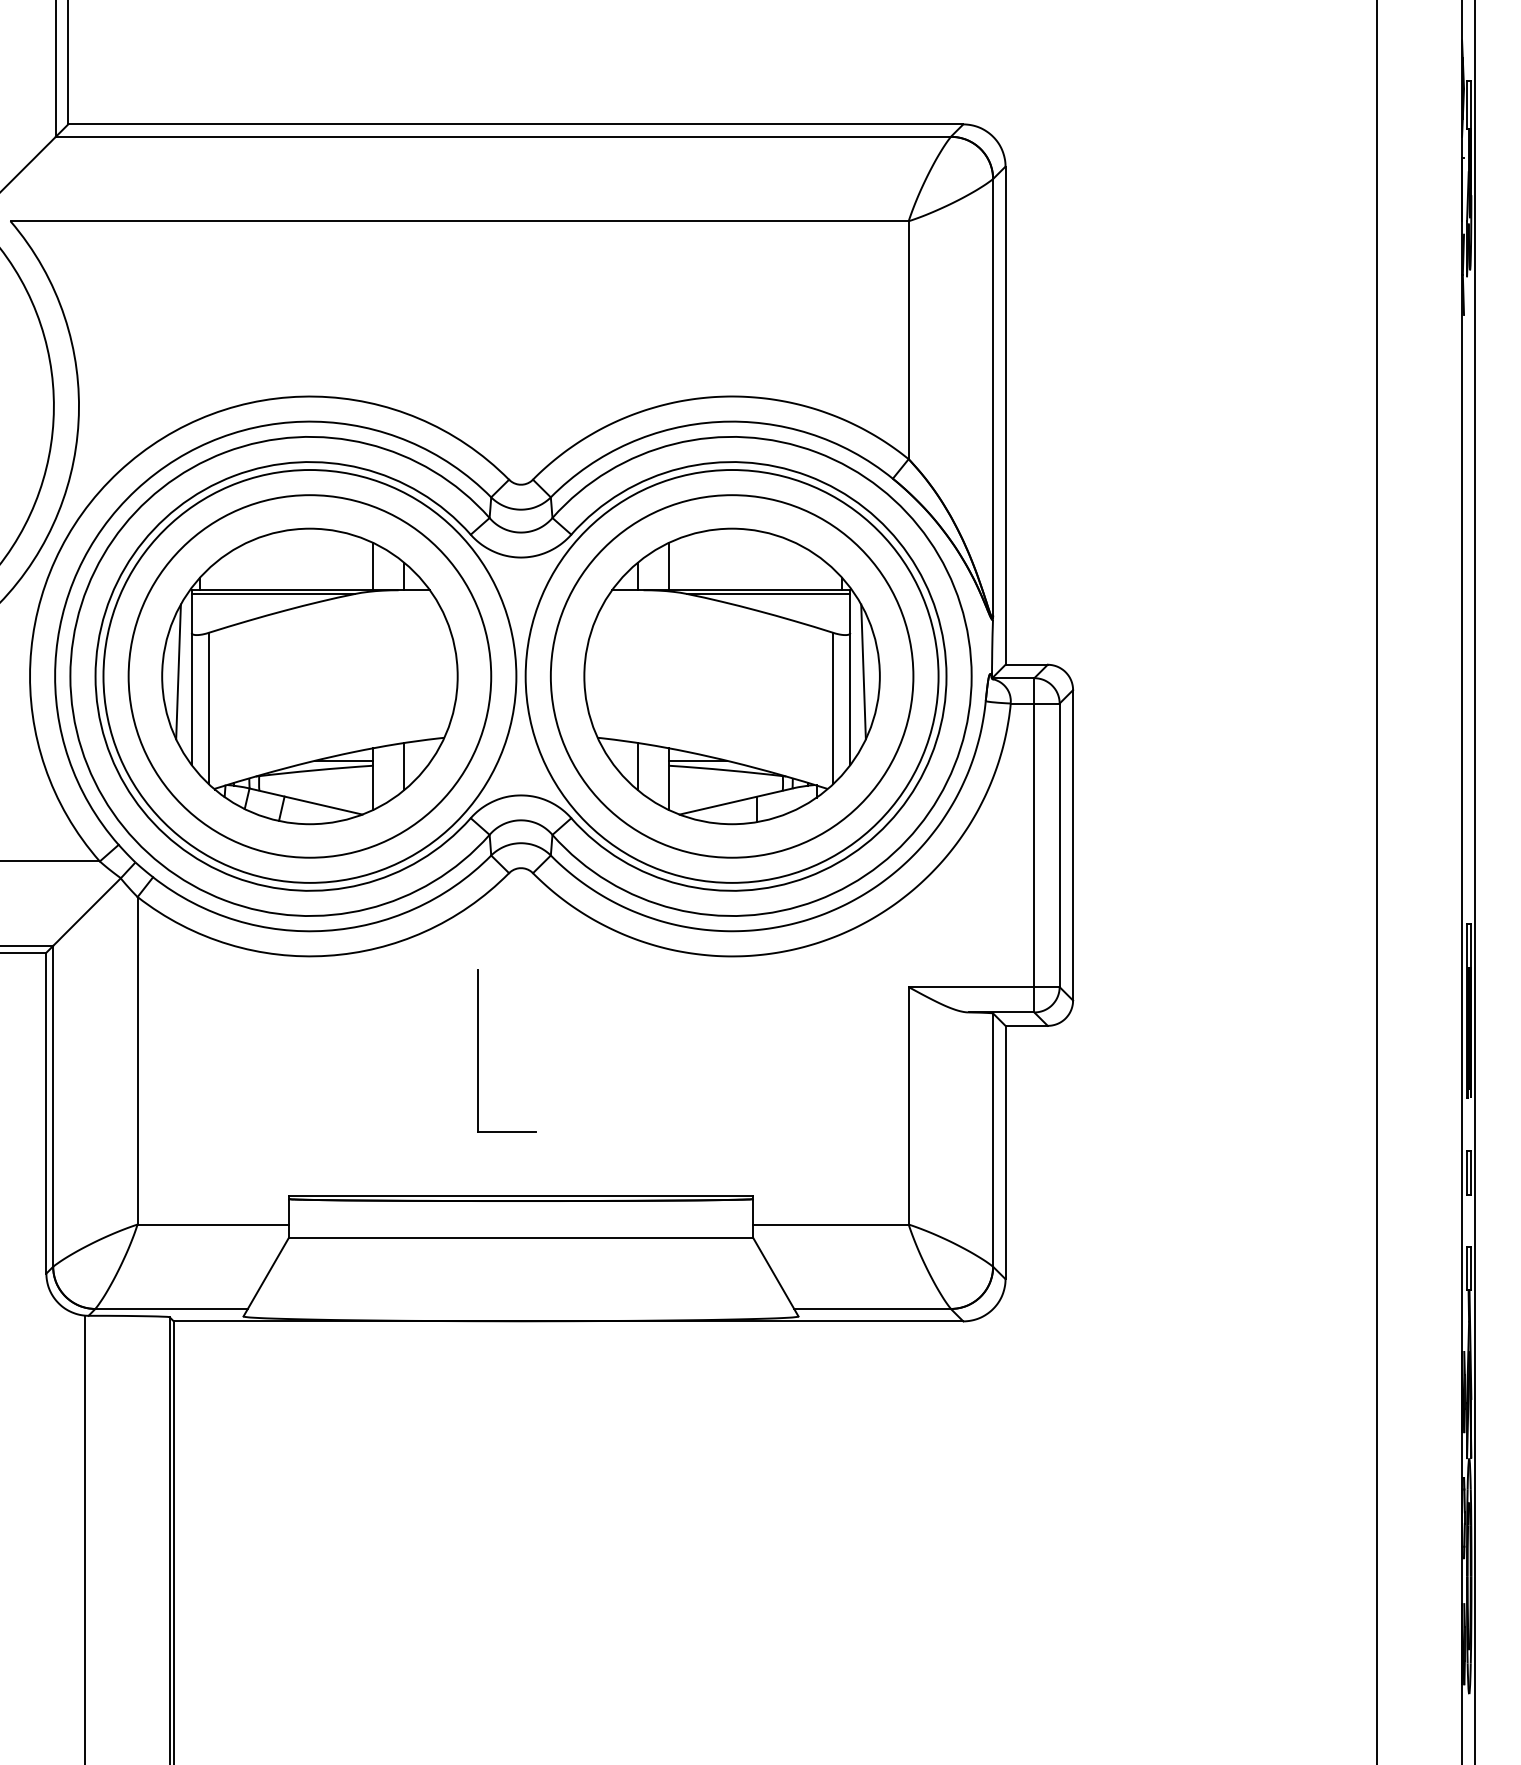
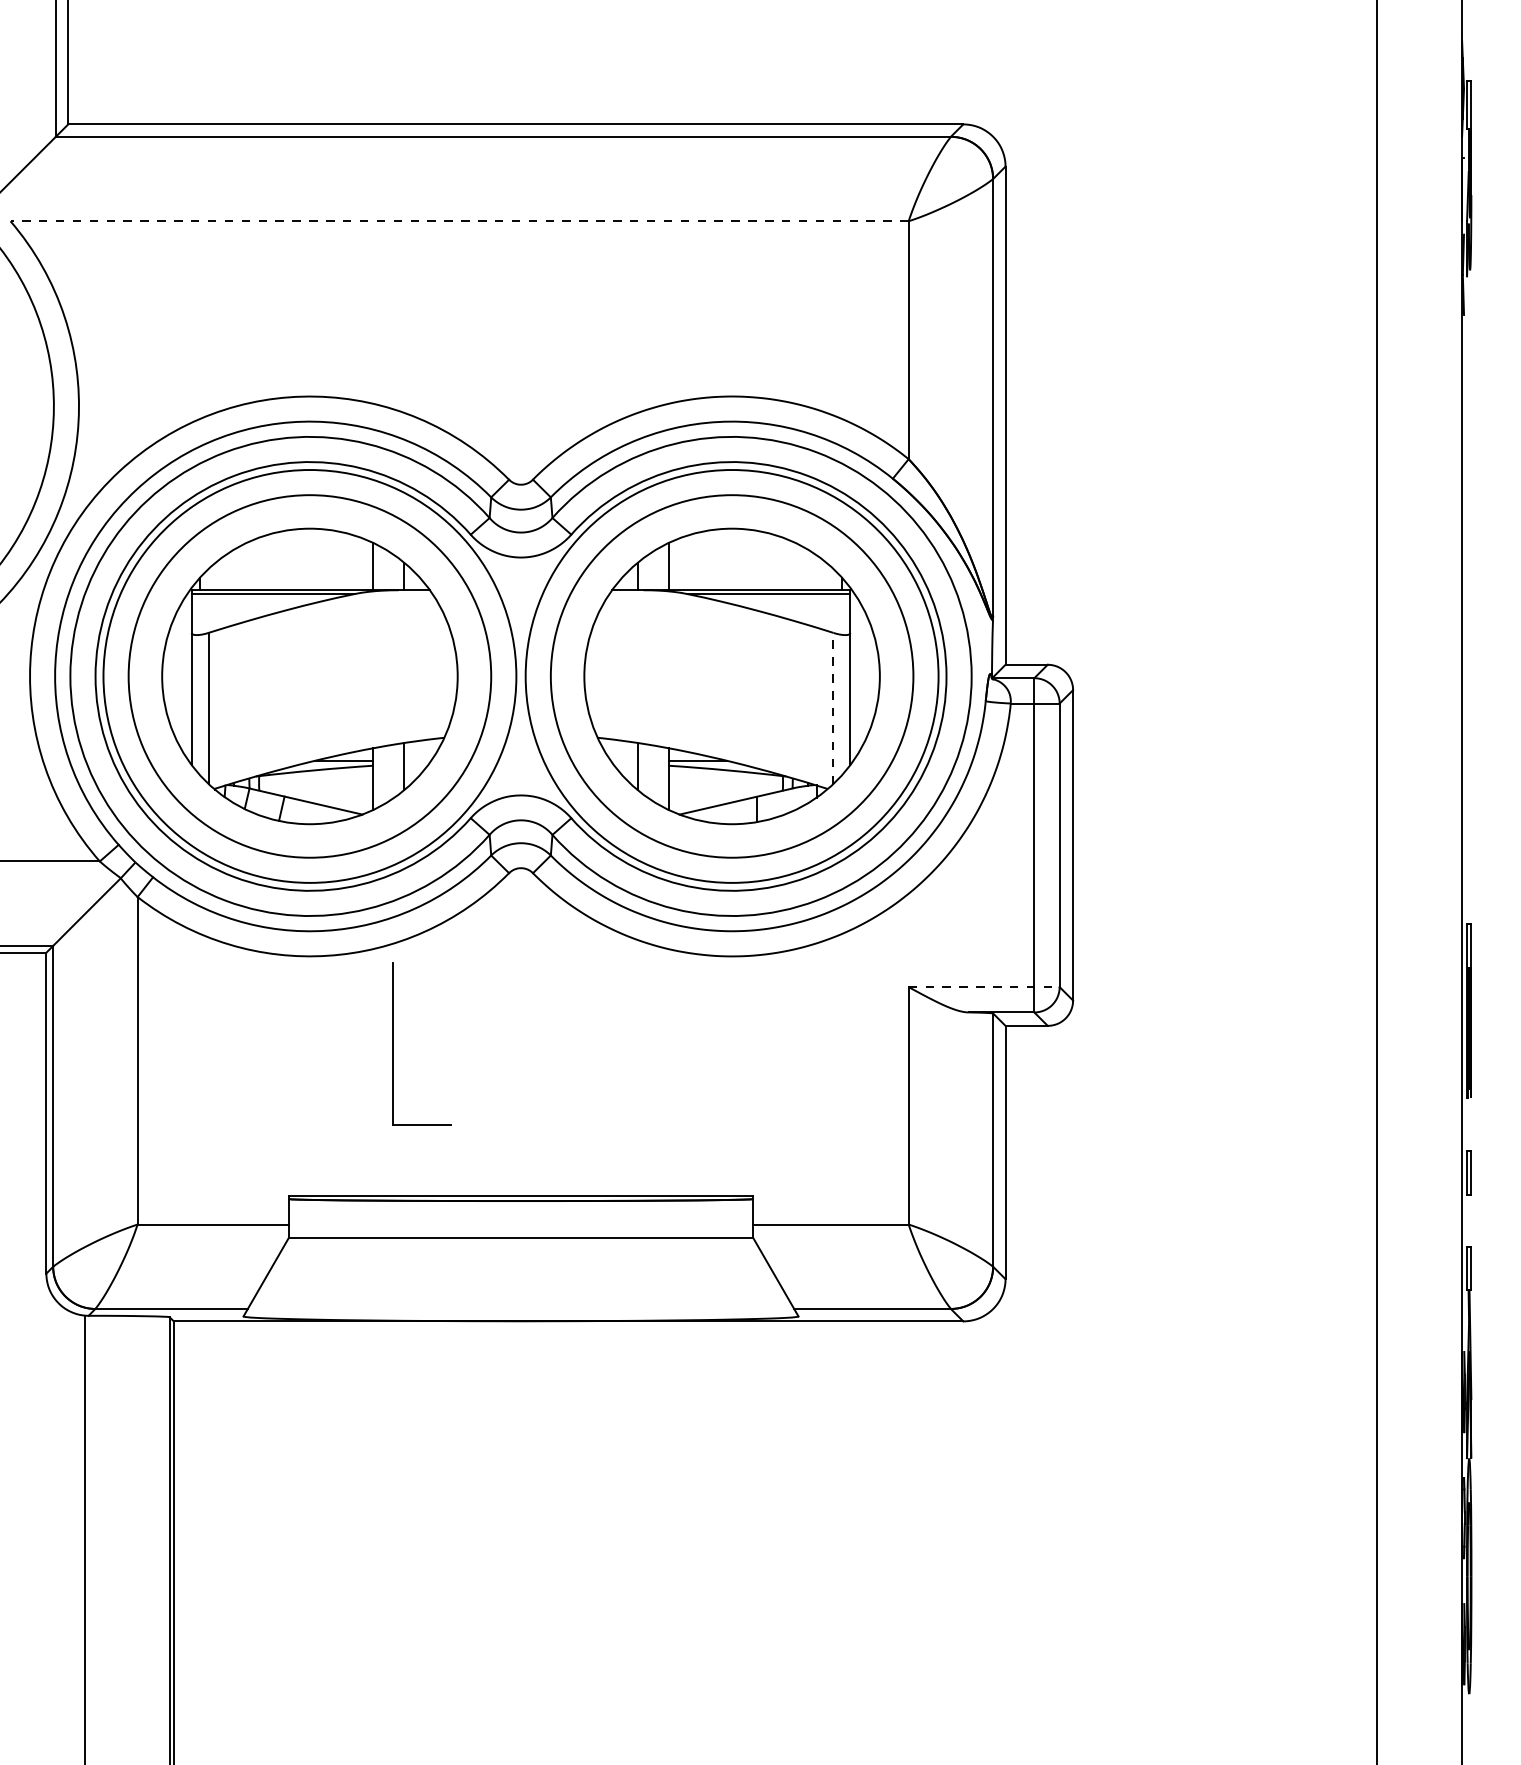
line: solid -> dashed (459, 221)
line: present -> none (178, 671)
line: present -> none (863, 671)
line: solid -> dashed (833, 708)
line: present -> none (1475, 881)
line: solid -> dashed (984, 987)
part position: (478, 1050) -> (393, 1043) (393, 1043)
